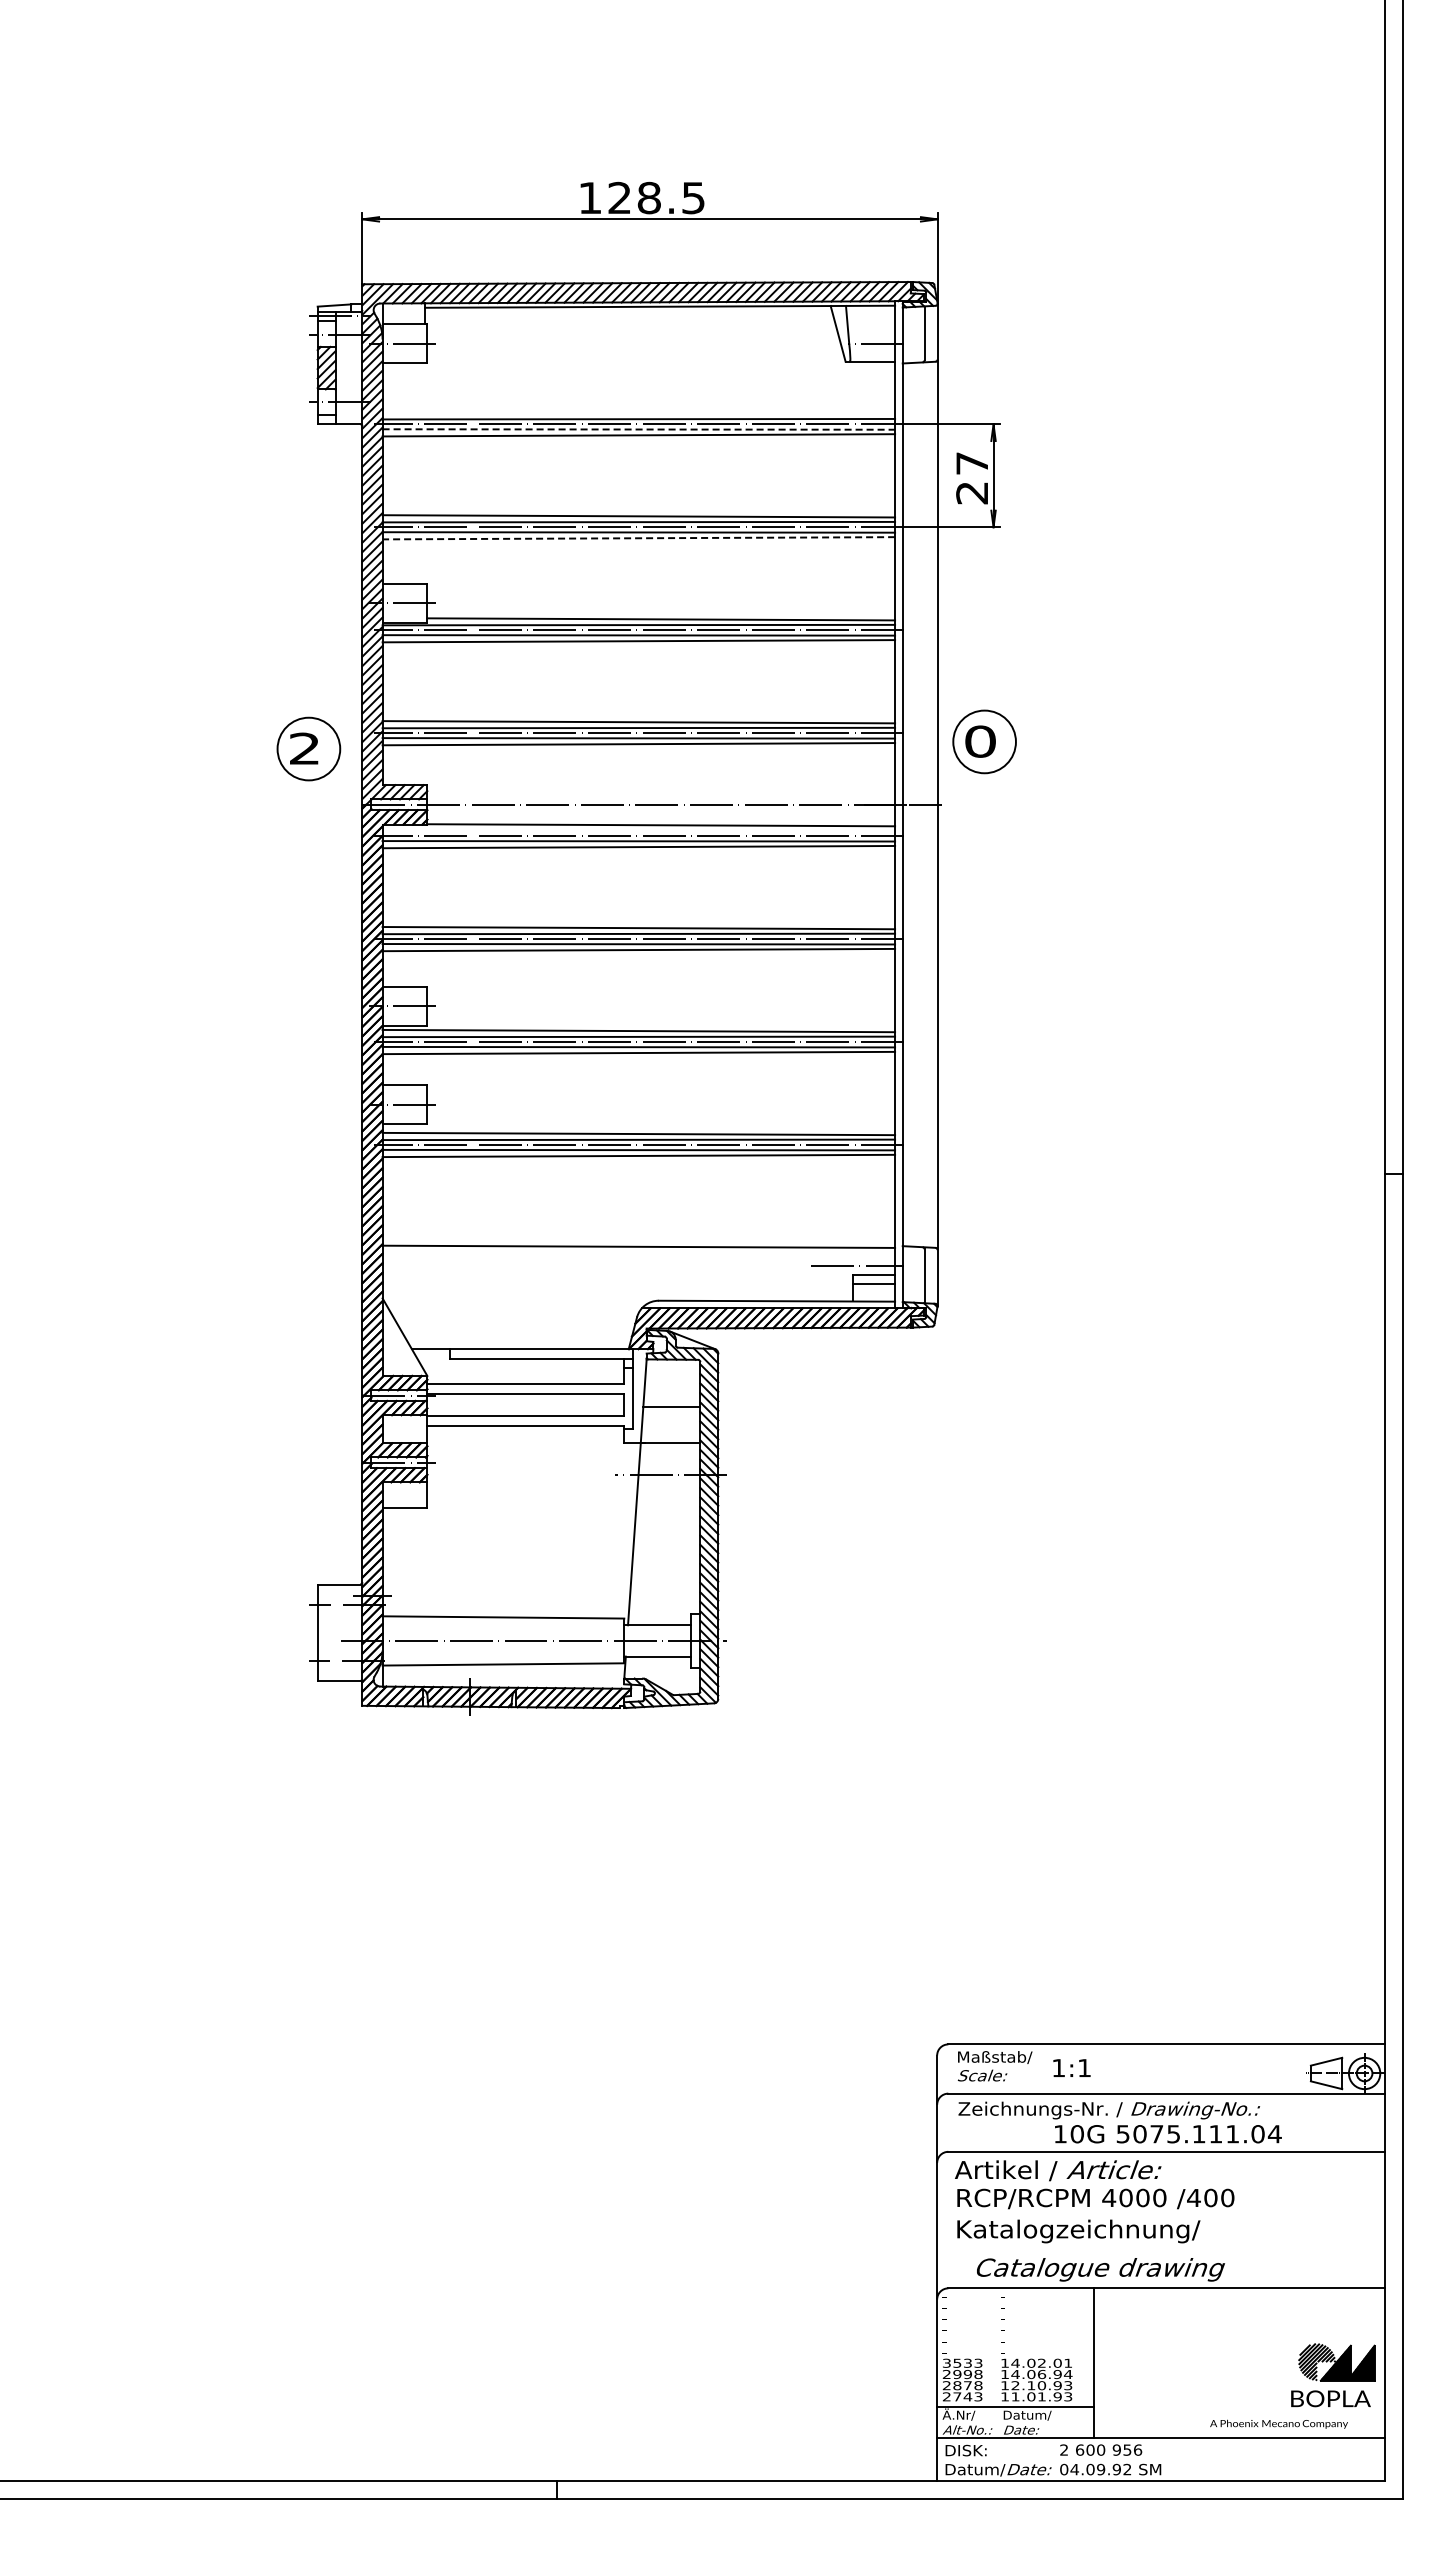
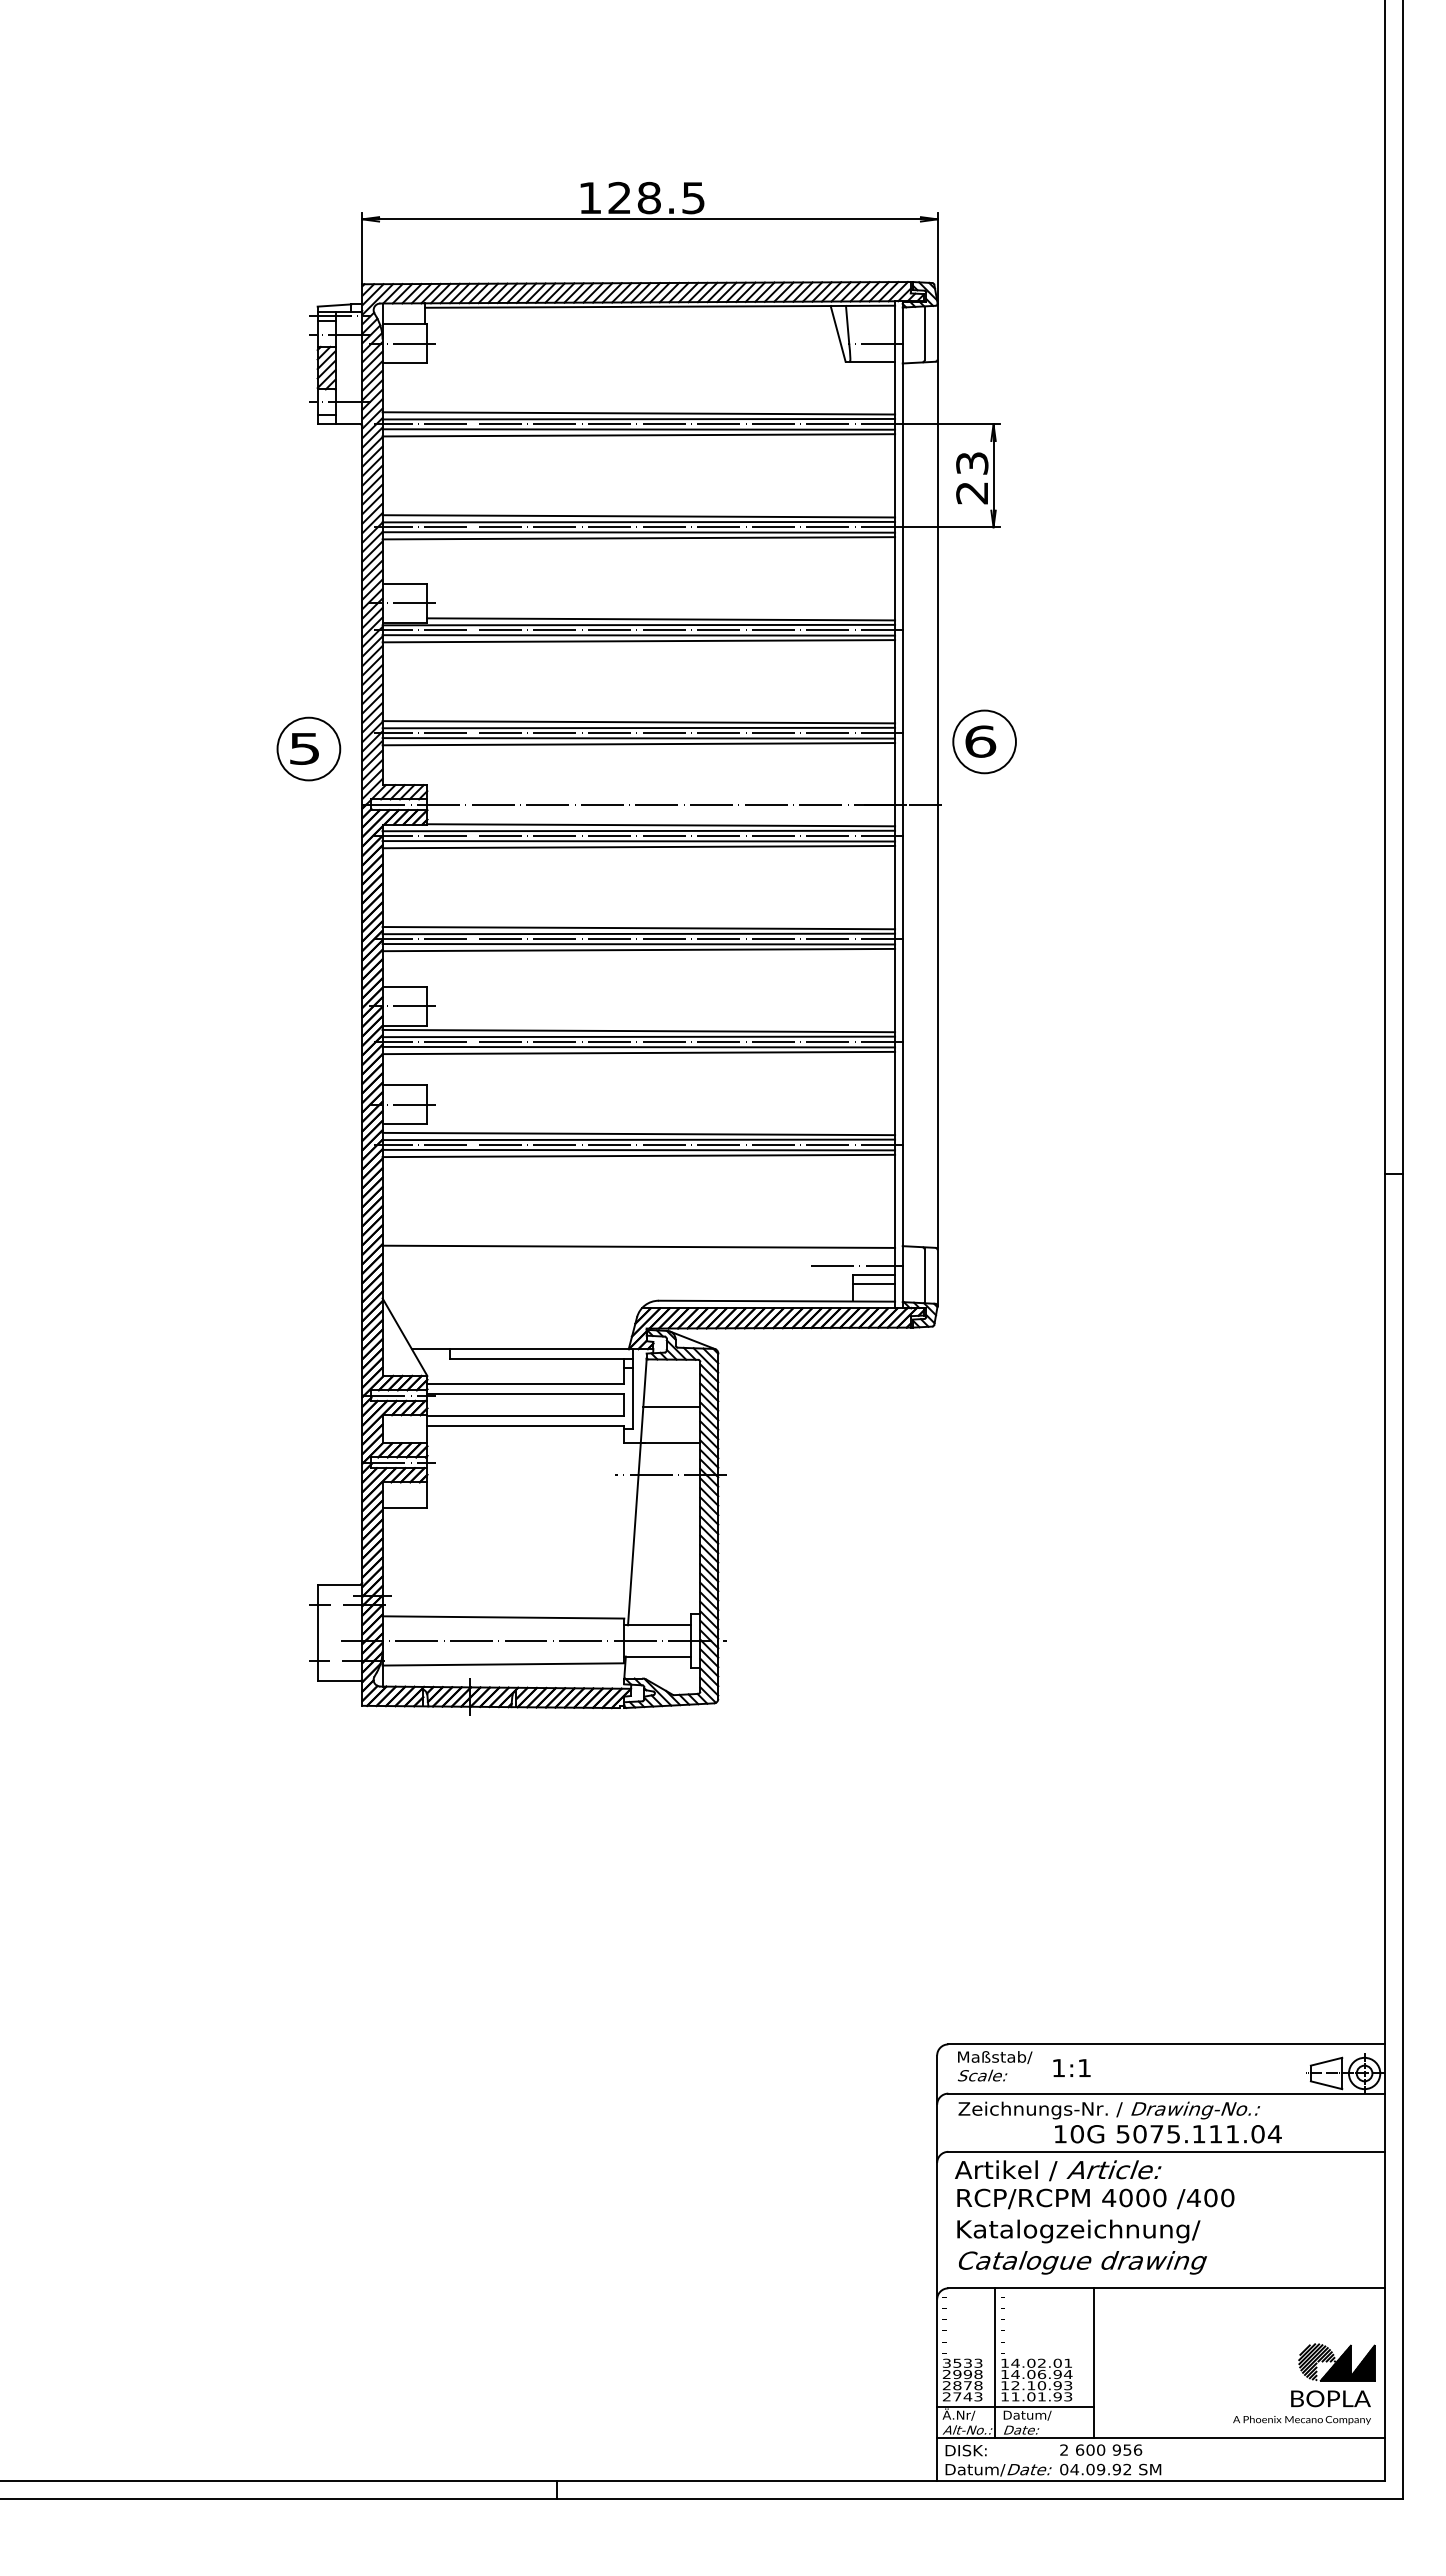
line: none -> present (638, 413)
line: dashed -> solid (639, 429)
text: 27 -> 23 (972, 463)
line: dashed -> solid (638, 538)
text: 0 -> 6 (980, 741)
text: 2 -> 5 (304, 748)
line: none -> present (638, 830)
text position: (1100, 2269) -> (1082, 2262) (1082, 2262)
line: none -> present (995, 2363)
text position: (1278, 2423) -> (1301, 2419) (1301, 2419)
